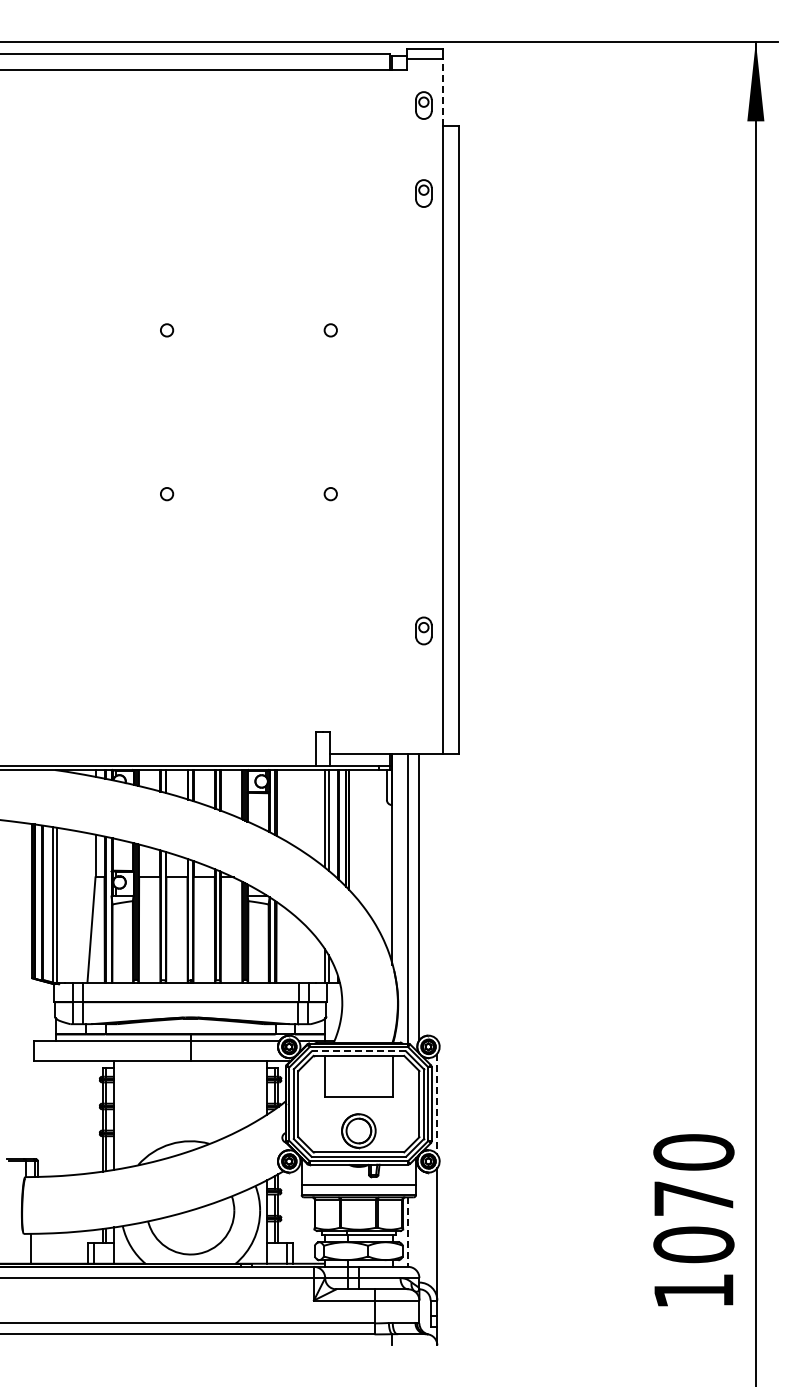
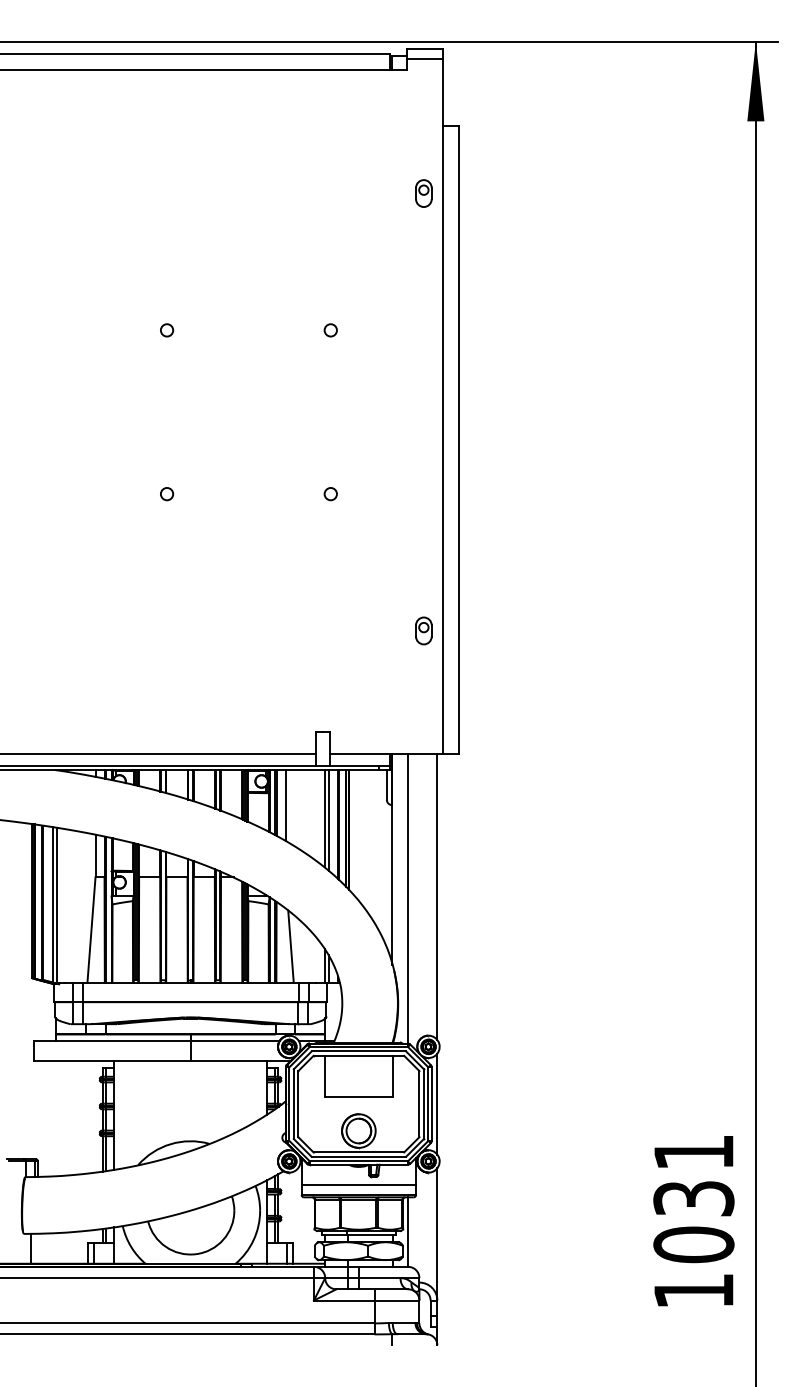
line: dashed -> solid (442, 92)
part: present -> none (423, 105)
line: none -> present (159, 754)
line: none -> present (285, 805)
line position: (419, 896) -> (437, 896) (437, 896)
line: none -> present (290, 946)
line: dashed -> solid (358, 1051)
line: dashed -> solid (437, 1104)
text: 1070 -> 1031 (693, 1175)
line: dashed -> solid (408, 1232)
